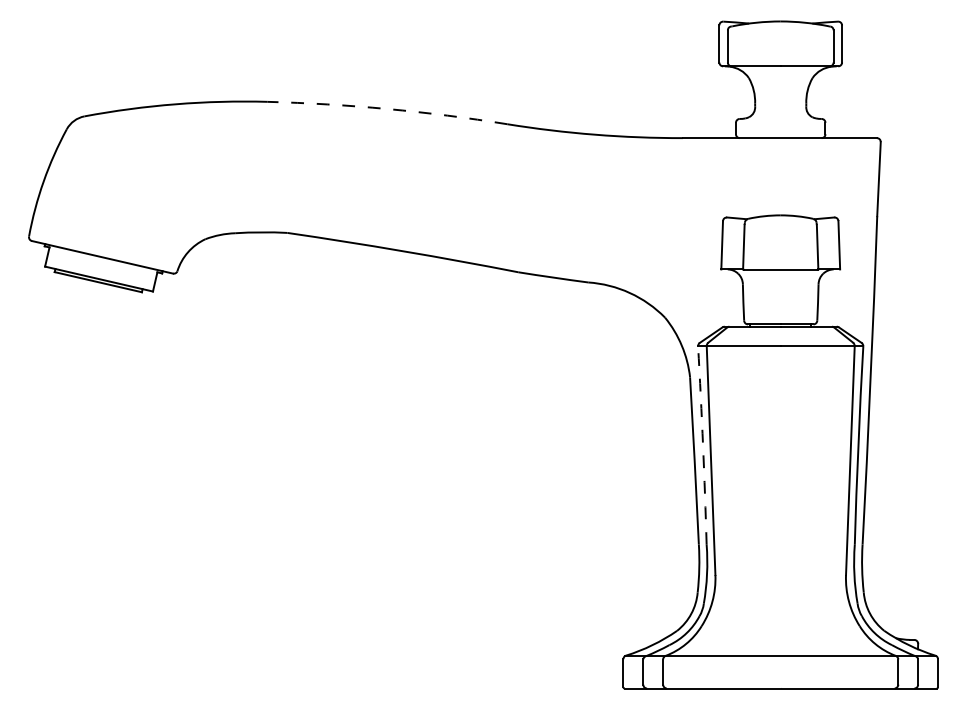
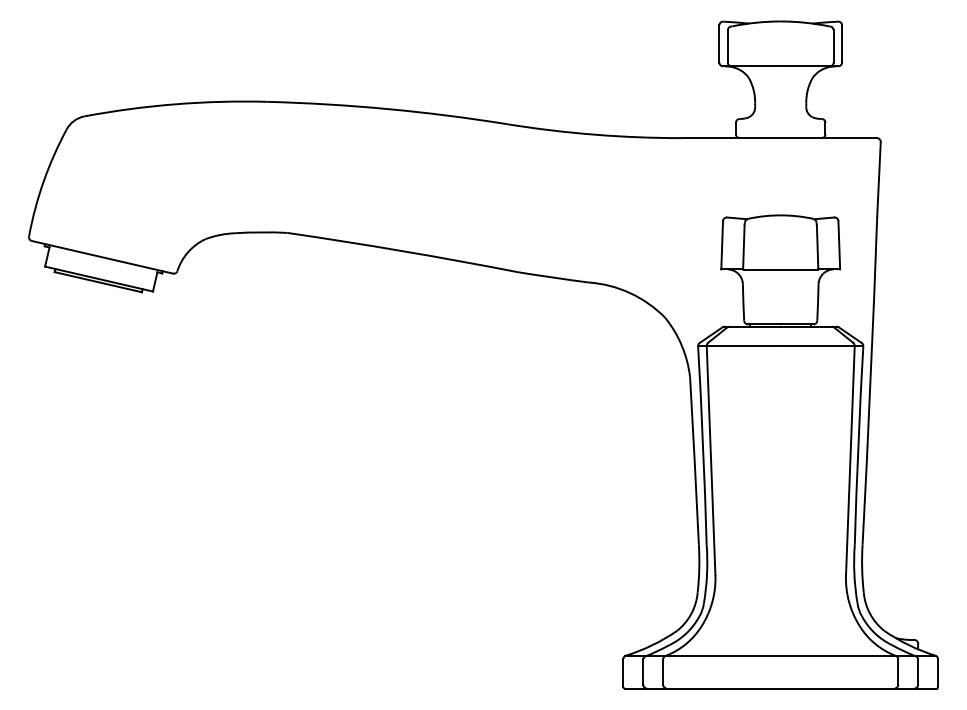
arc: dashed -> solid (387, 109)
arc: dashed -> solid (703, 445)
